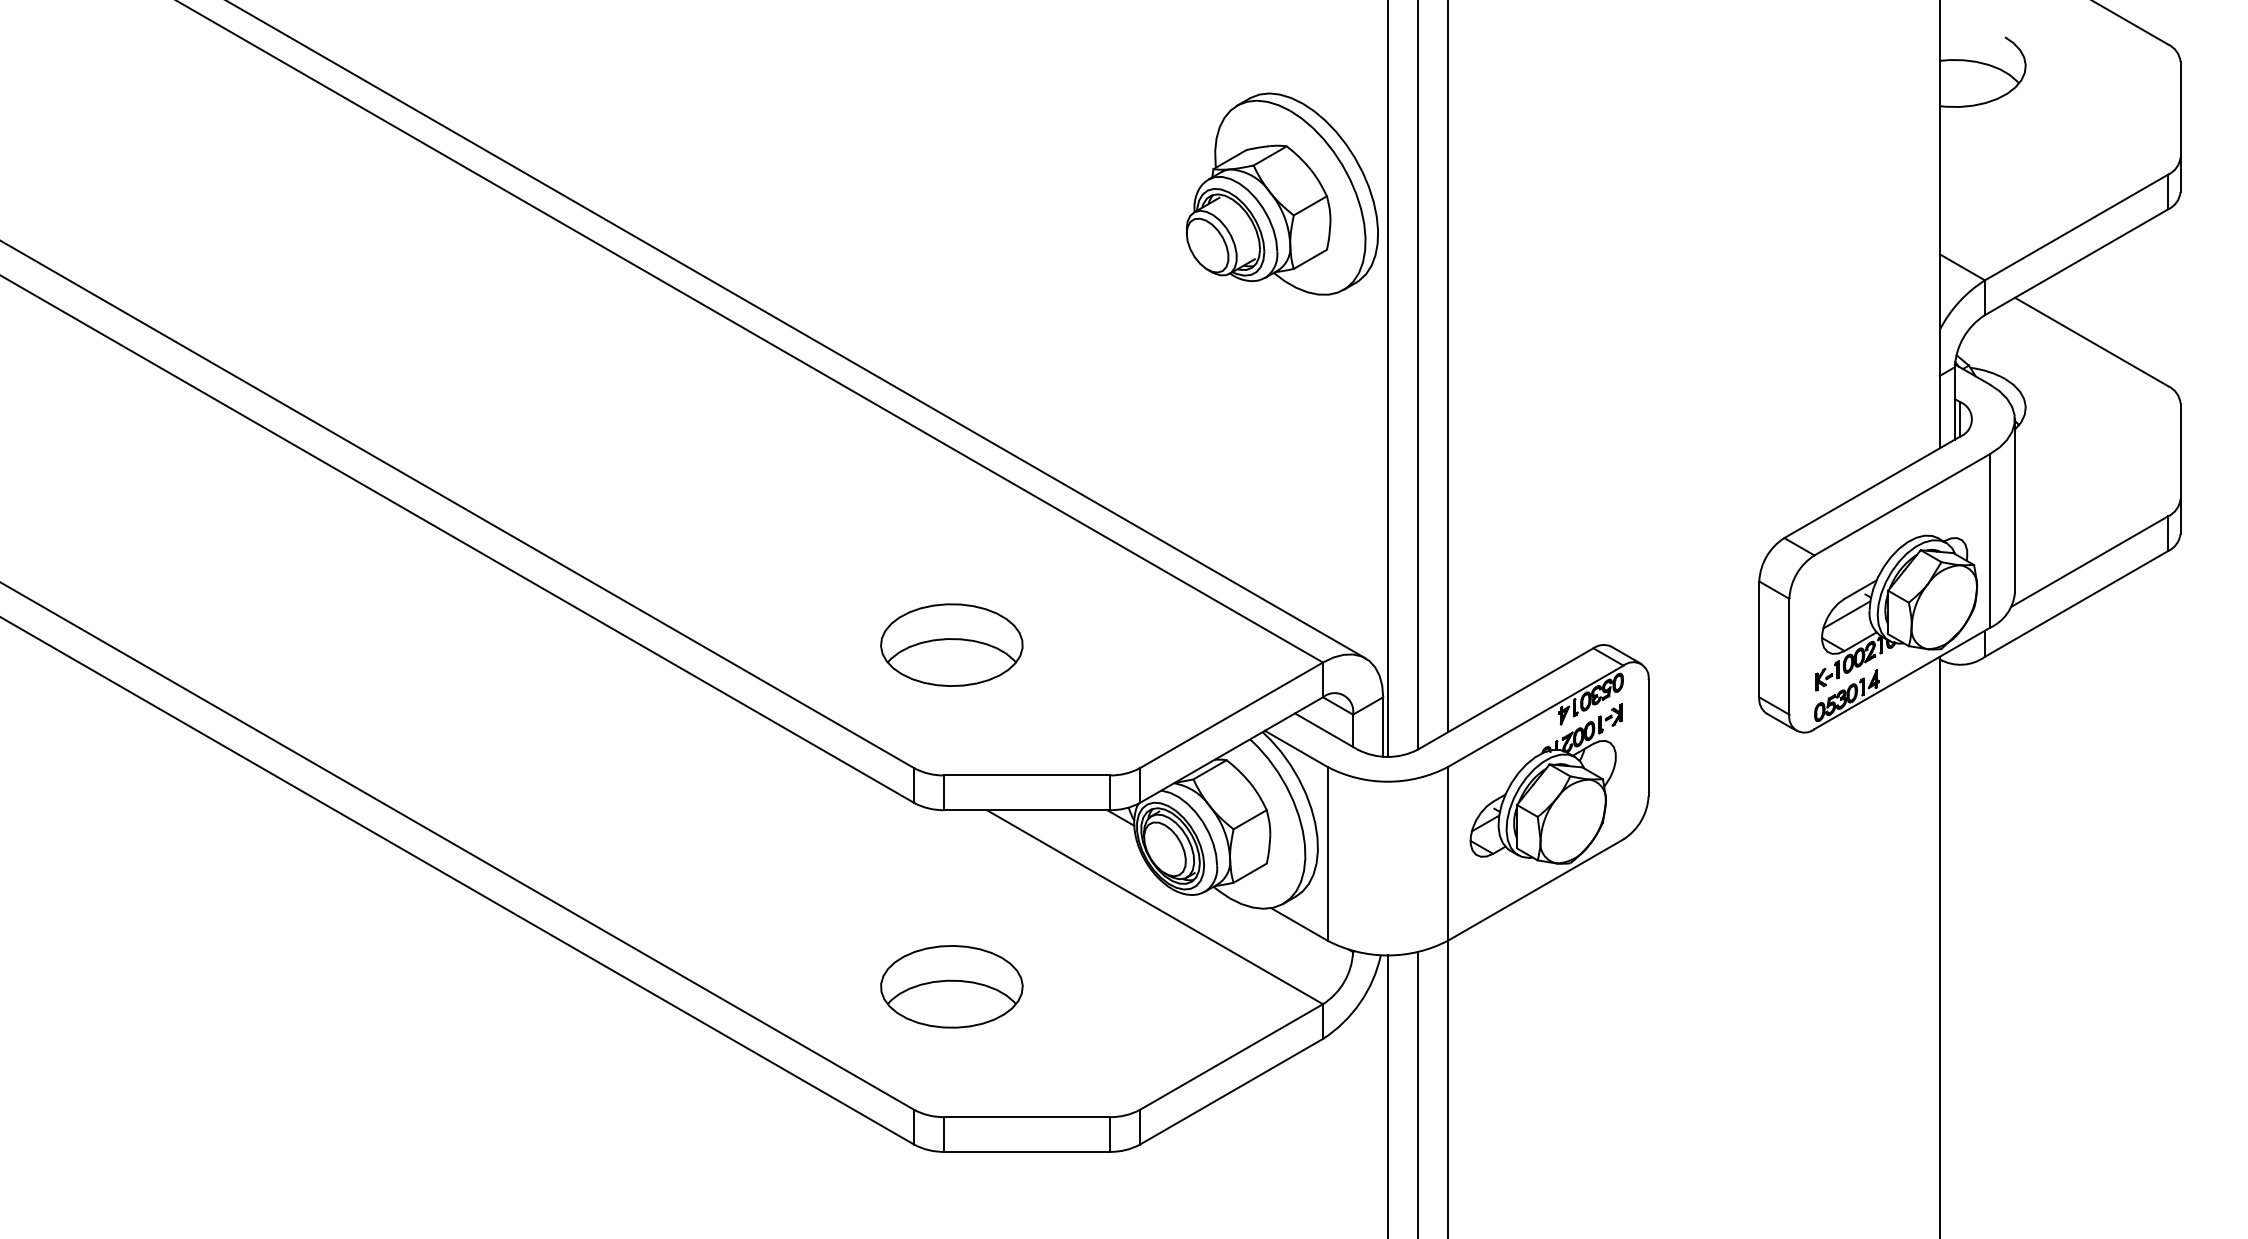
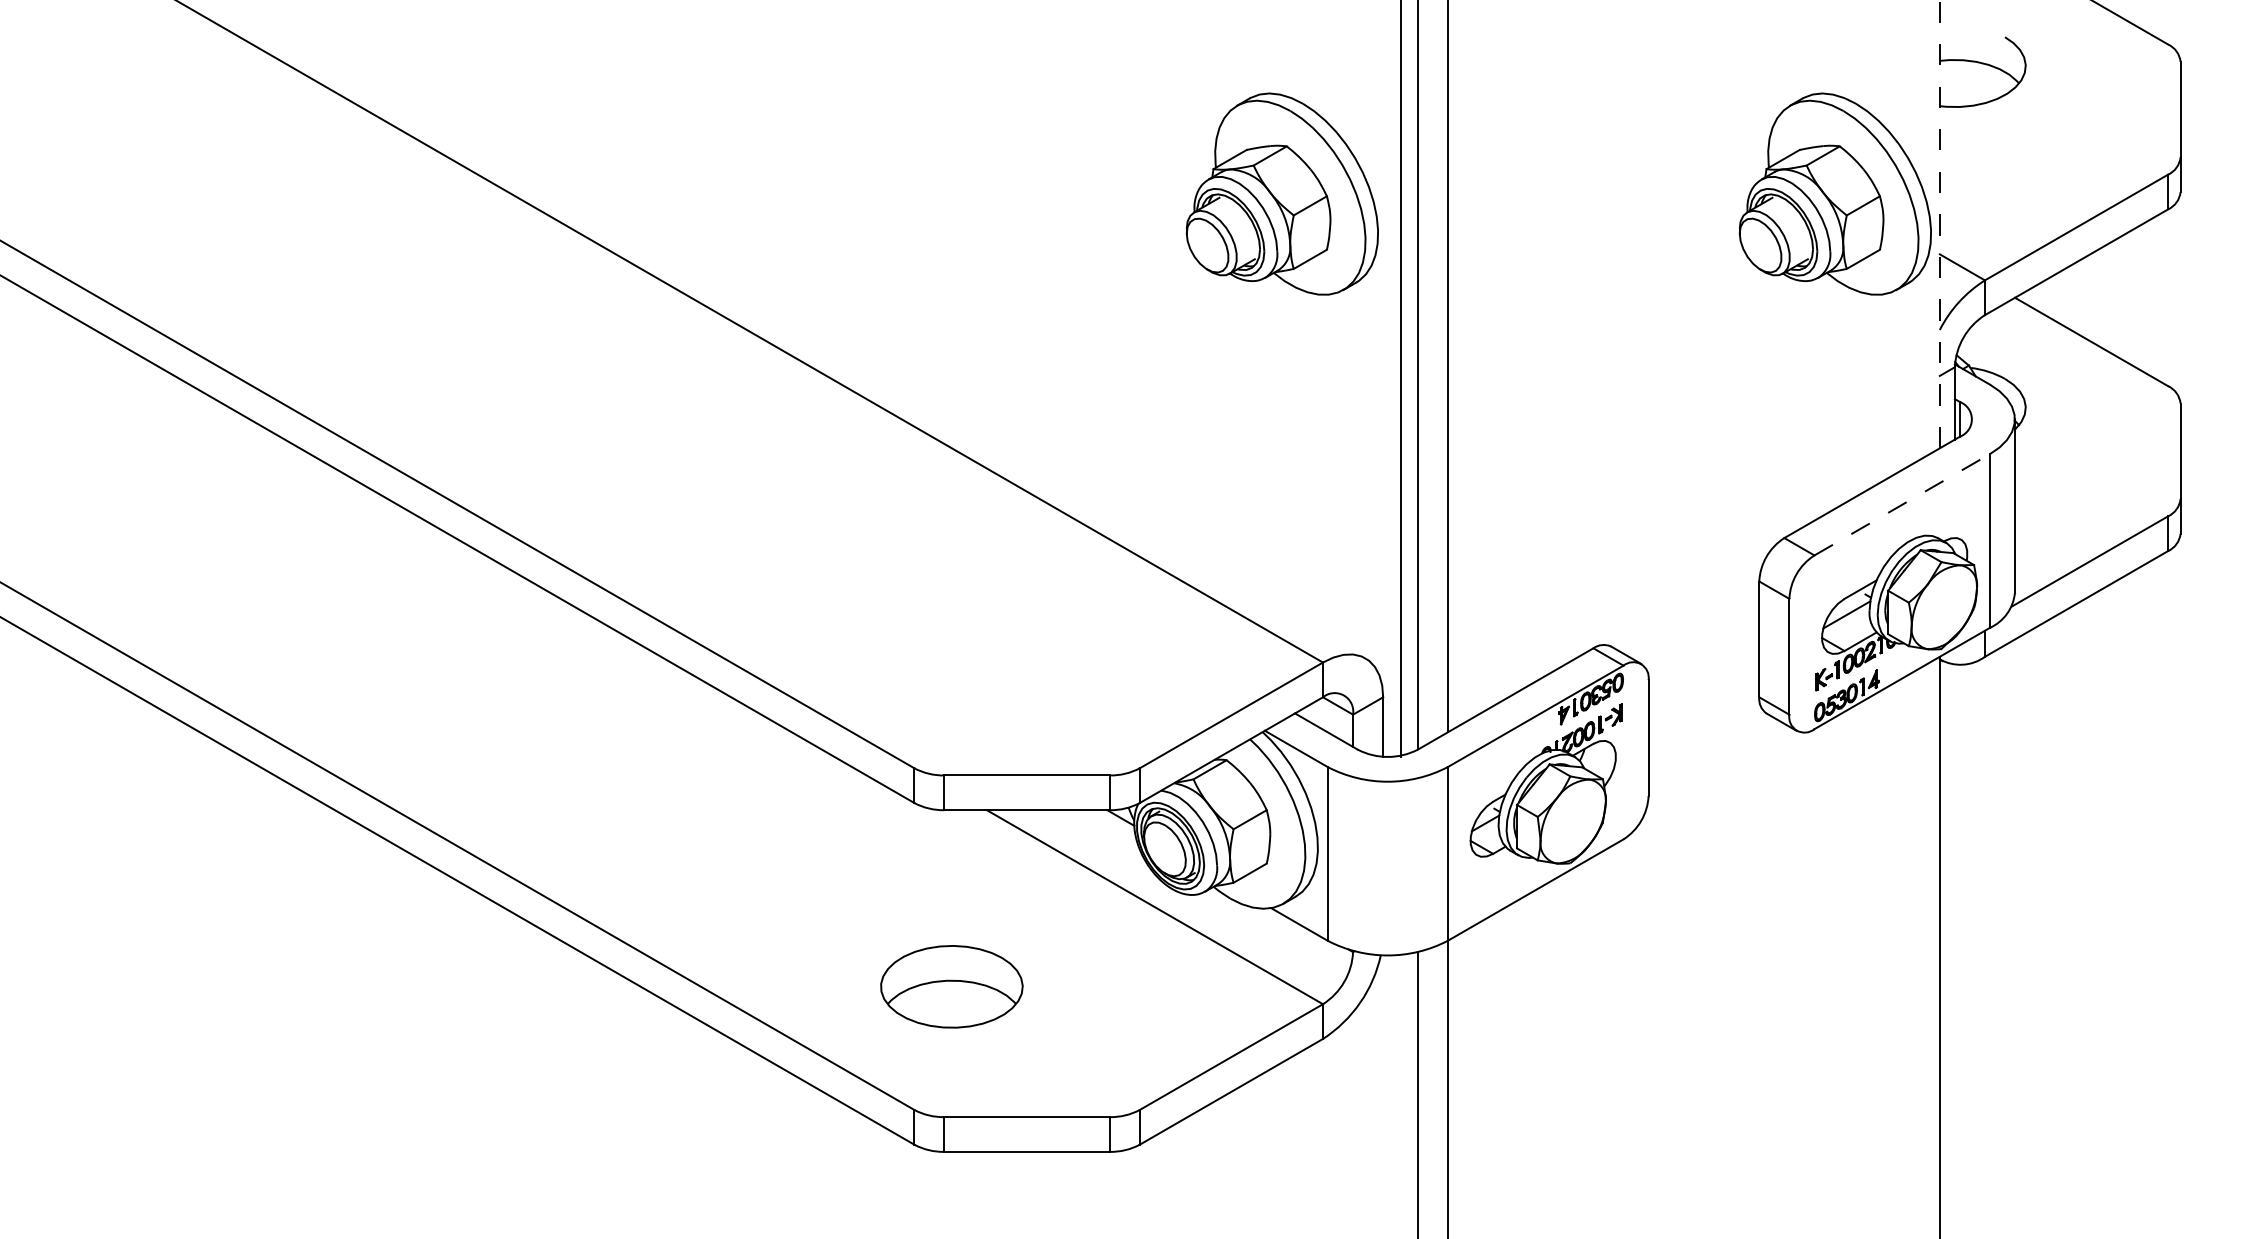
part: none -> present (1834, 193)
line: solid -> dashed (1939, 224)
line: present -> none (797, 330)
line position: (1388, 379) -> (1401, 379) (1401, 379)
line: solid -> dashed (1902, 504)
part: present -> none (951, 644)
line: present -> none (1388, 1095)
